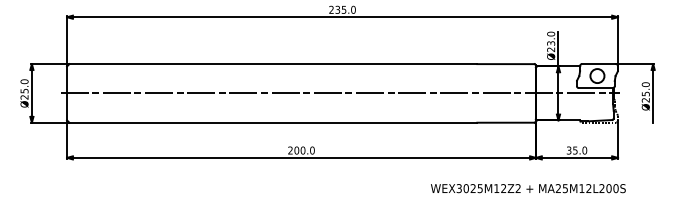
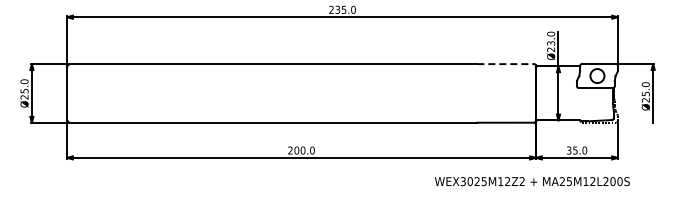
line: solid -> dashed (506, 64)
line: present -> none (339, 93)
text position: (528, 188) -> (532, 181) (532, 181)
